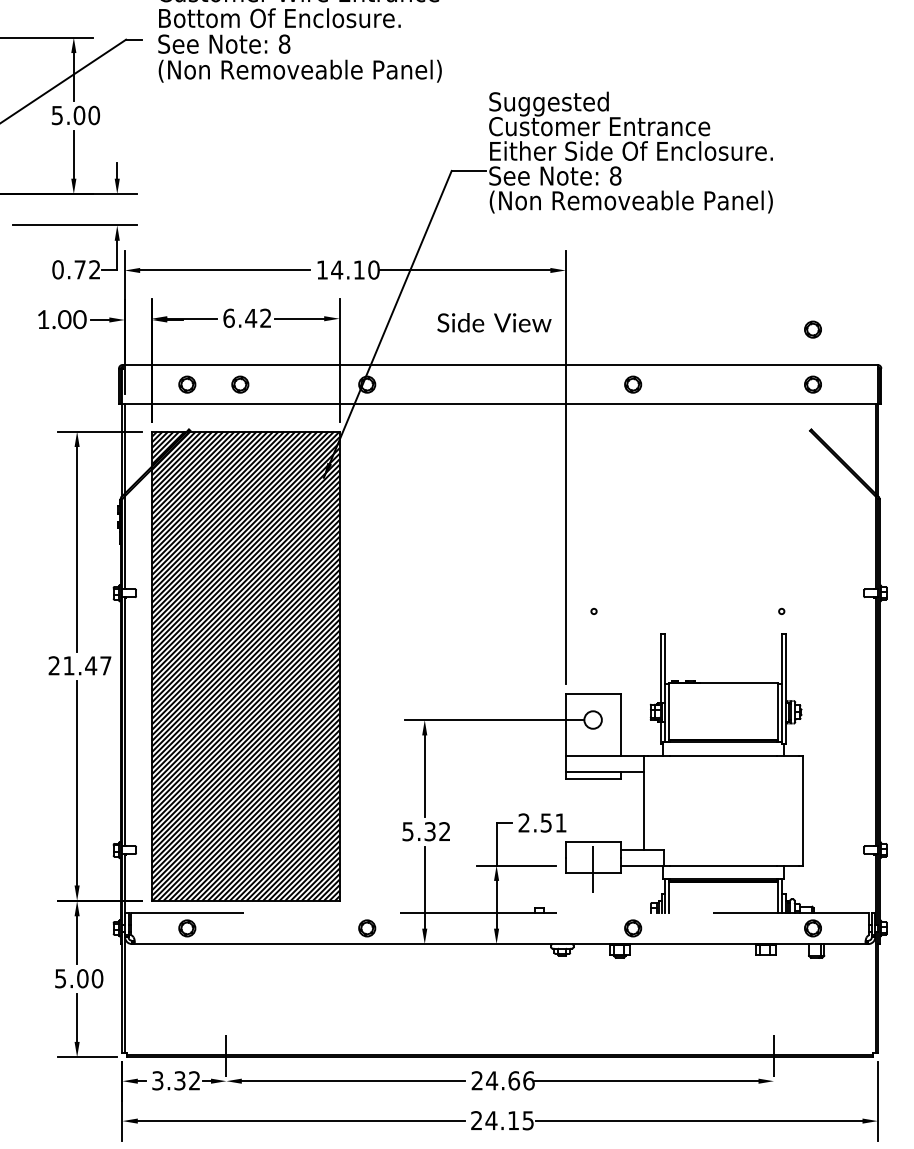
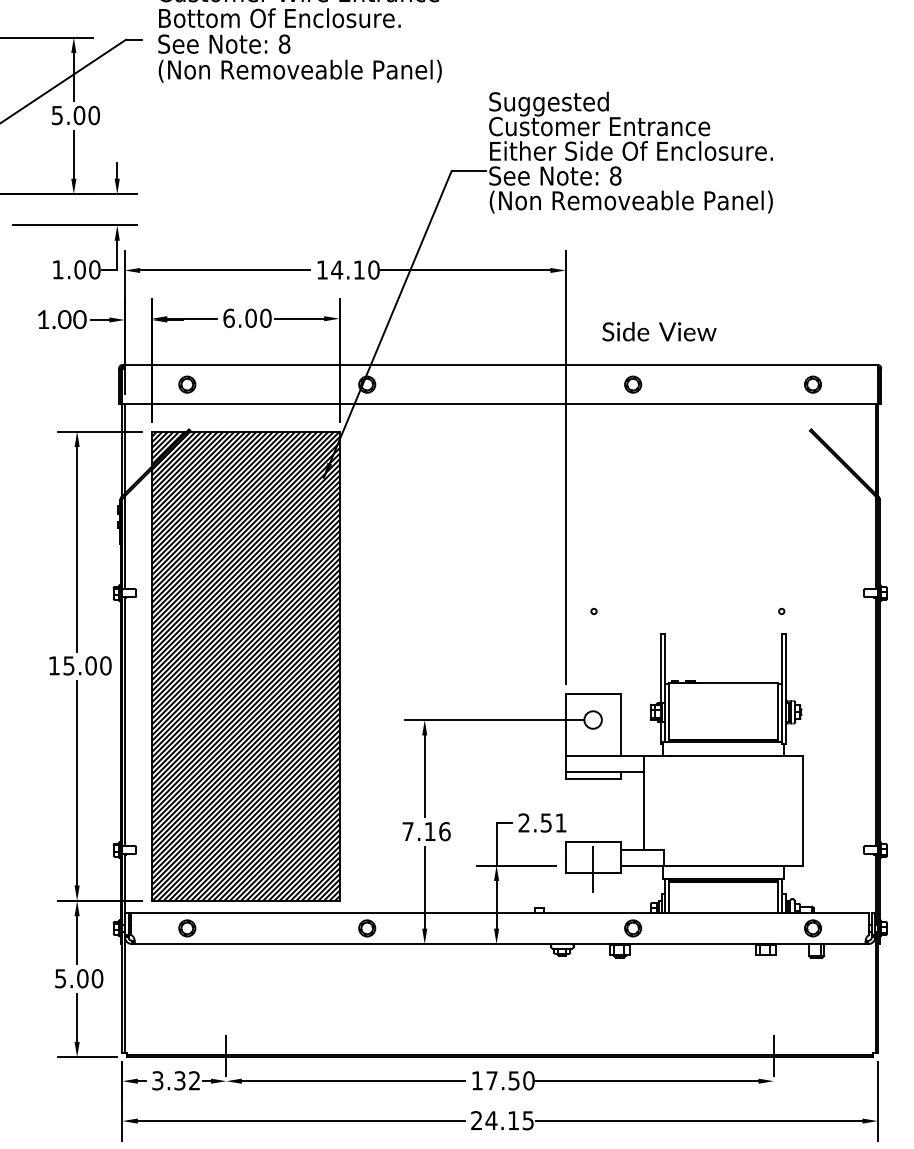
text: 0.72 -> 1.00 (76, 269)
text: 6.42 -> 6.00 (258, 317)
text position: (494, 322) -> (659, 331) (659, 331)
part: present -> none (812, 329)
part: present -> none (240, 384)
text: 21.47 -> 15.00 (79, 665)
text: 5.32 -> 7.16 (426, 831)
line: dashed -> solid (499, 912)
text: 24.66 -> 17.50 (502, 1080)
